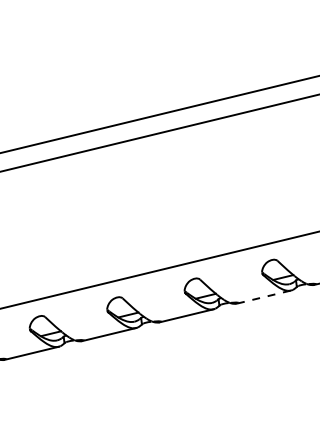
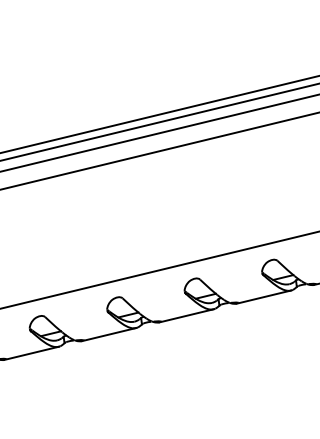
line: none -> present (159, 122)
line: none -> present (159, 151)
line: dashed -> solid (264, 297)
